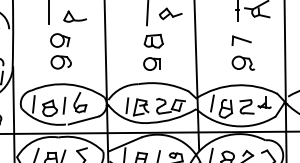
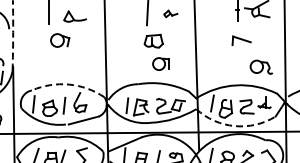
part size: 24x14 px -> 16x10 px (170, 13)
arc: solid -> dashed (13, 35)
part: present -> none (60, 62)
part position: (243, 62) -> (261, 66) (261, 66)
part position: (151, 63) -> (160, 63) (160, 63)
arc: solid -> dashed (69, 84)
arc: solid -> dashed (234, 126)
